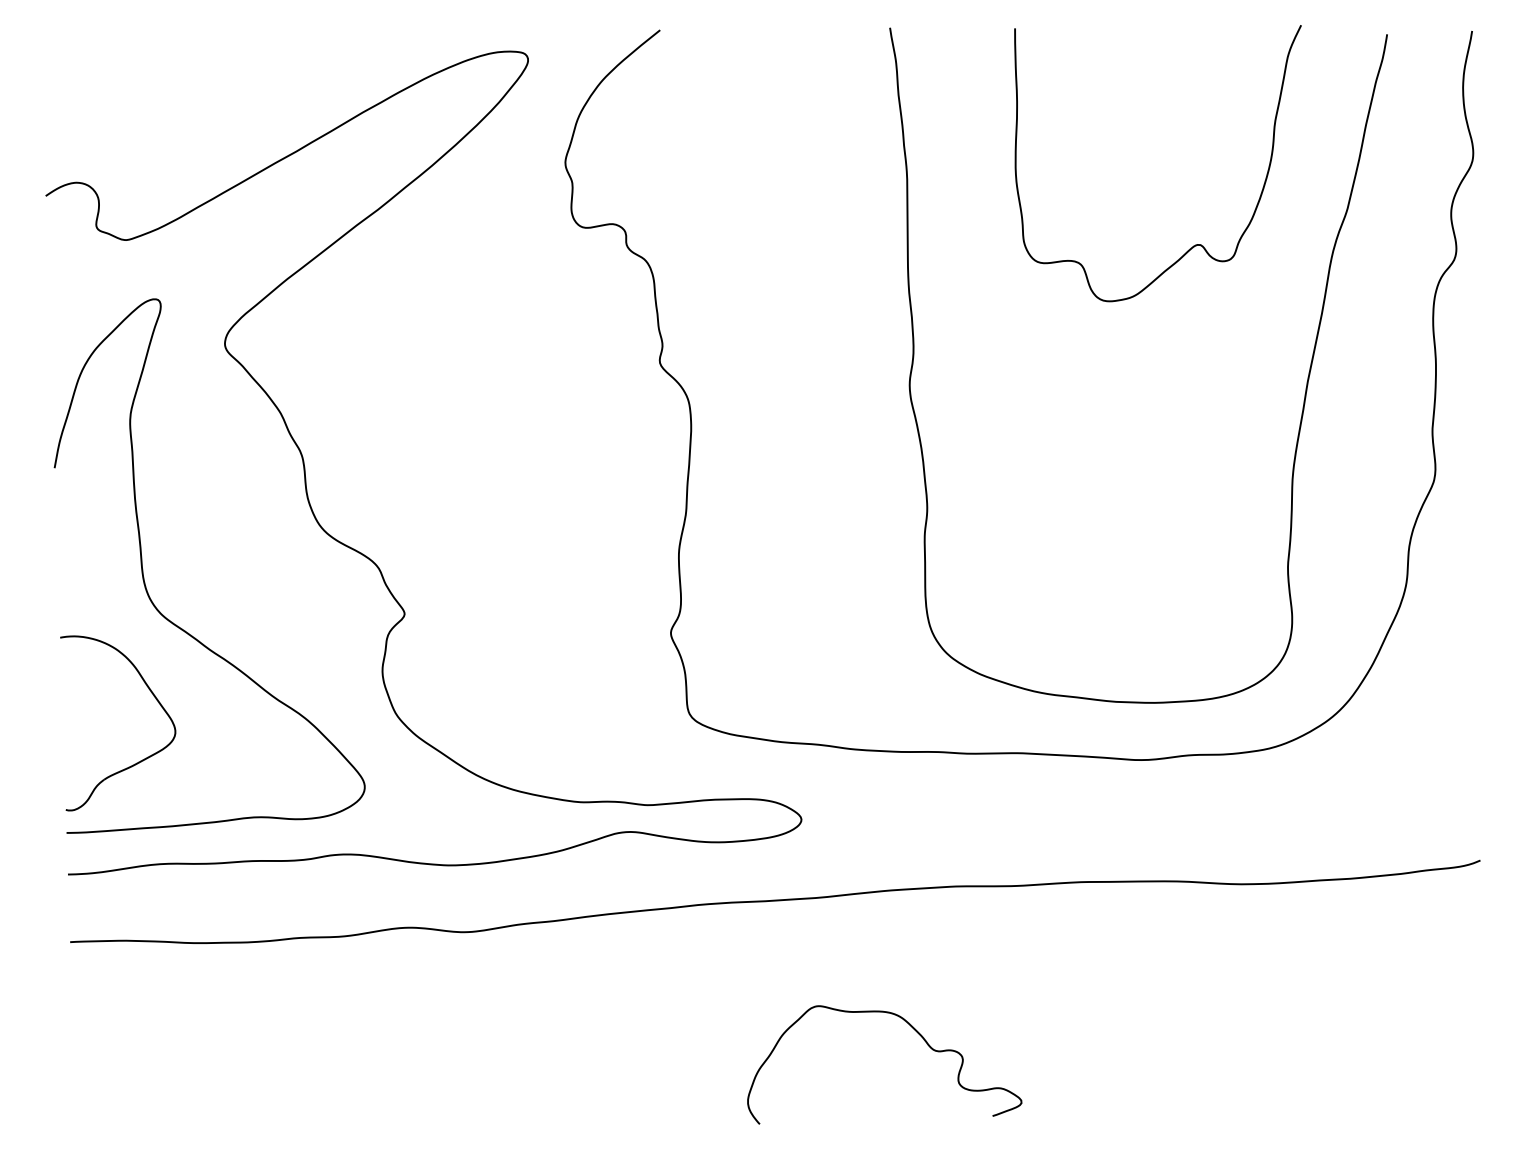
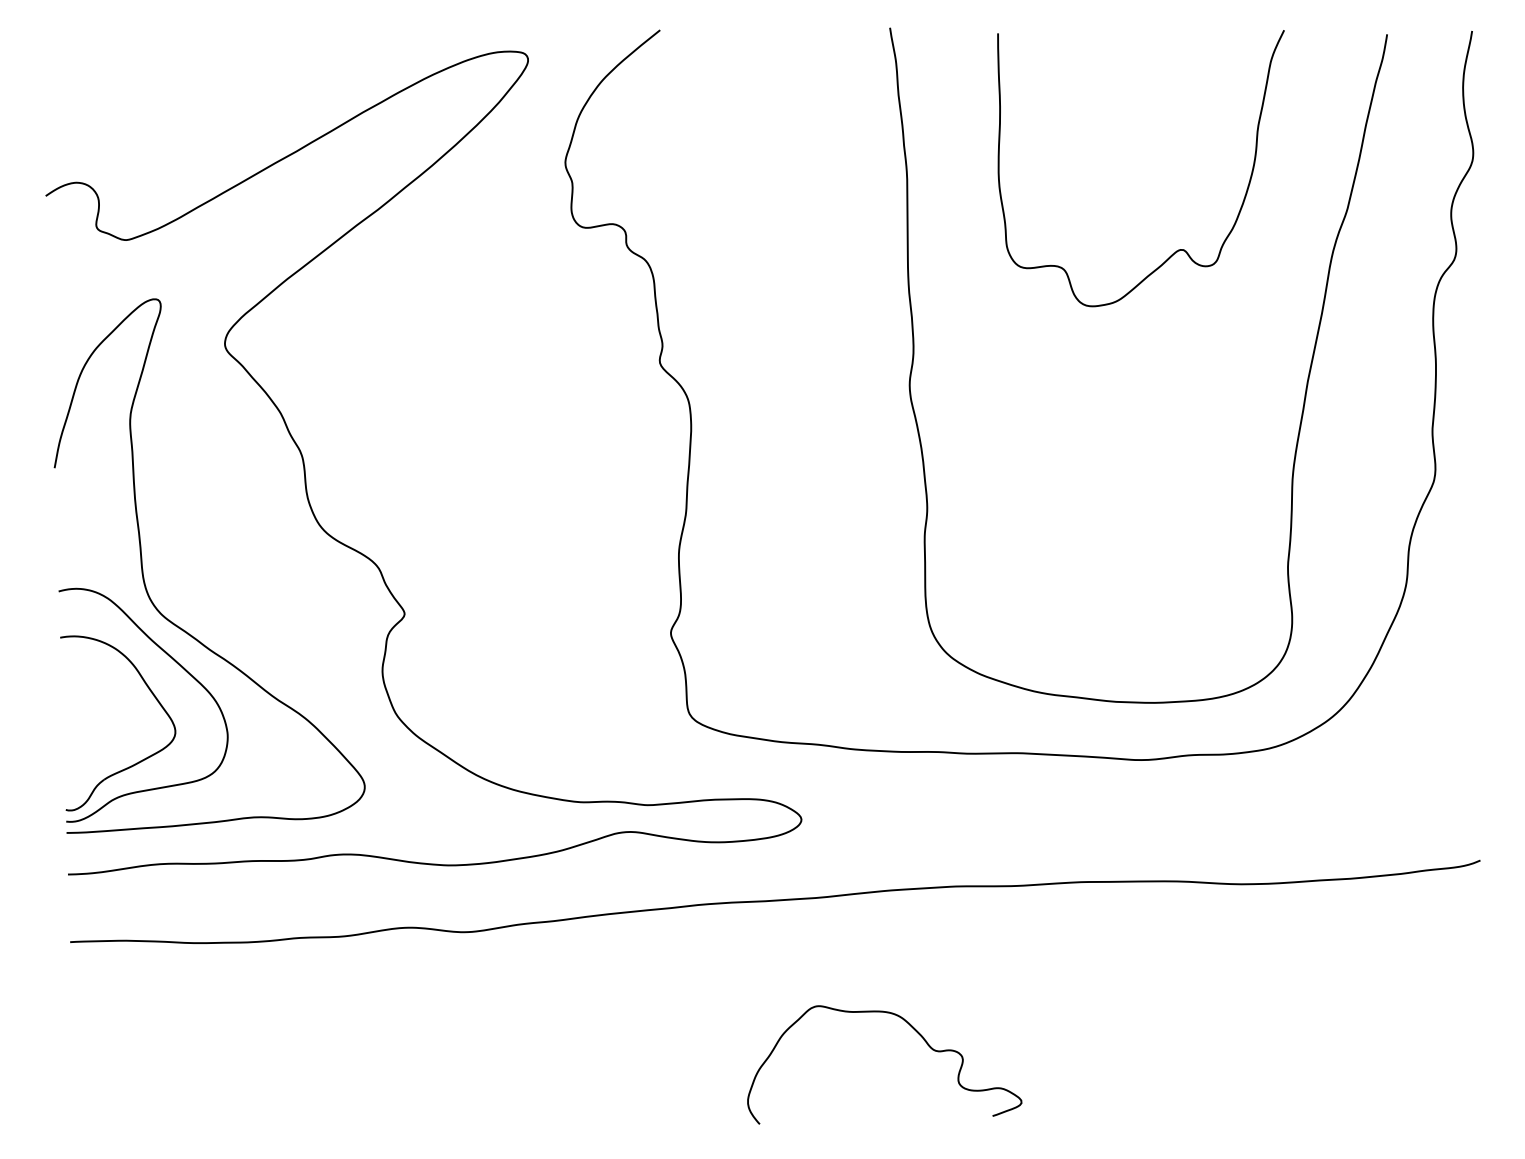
curve position: (1195, 244) -> (1178, 249) (1178, 249)
curve: none -> present (177, 664)
